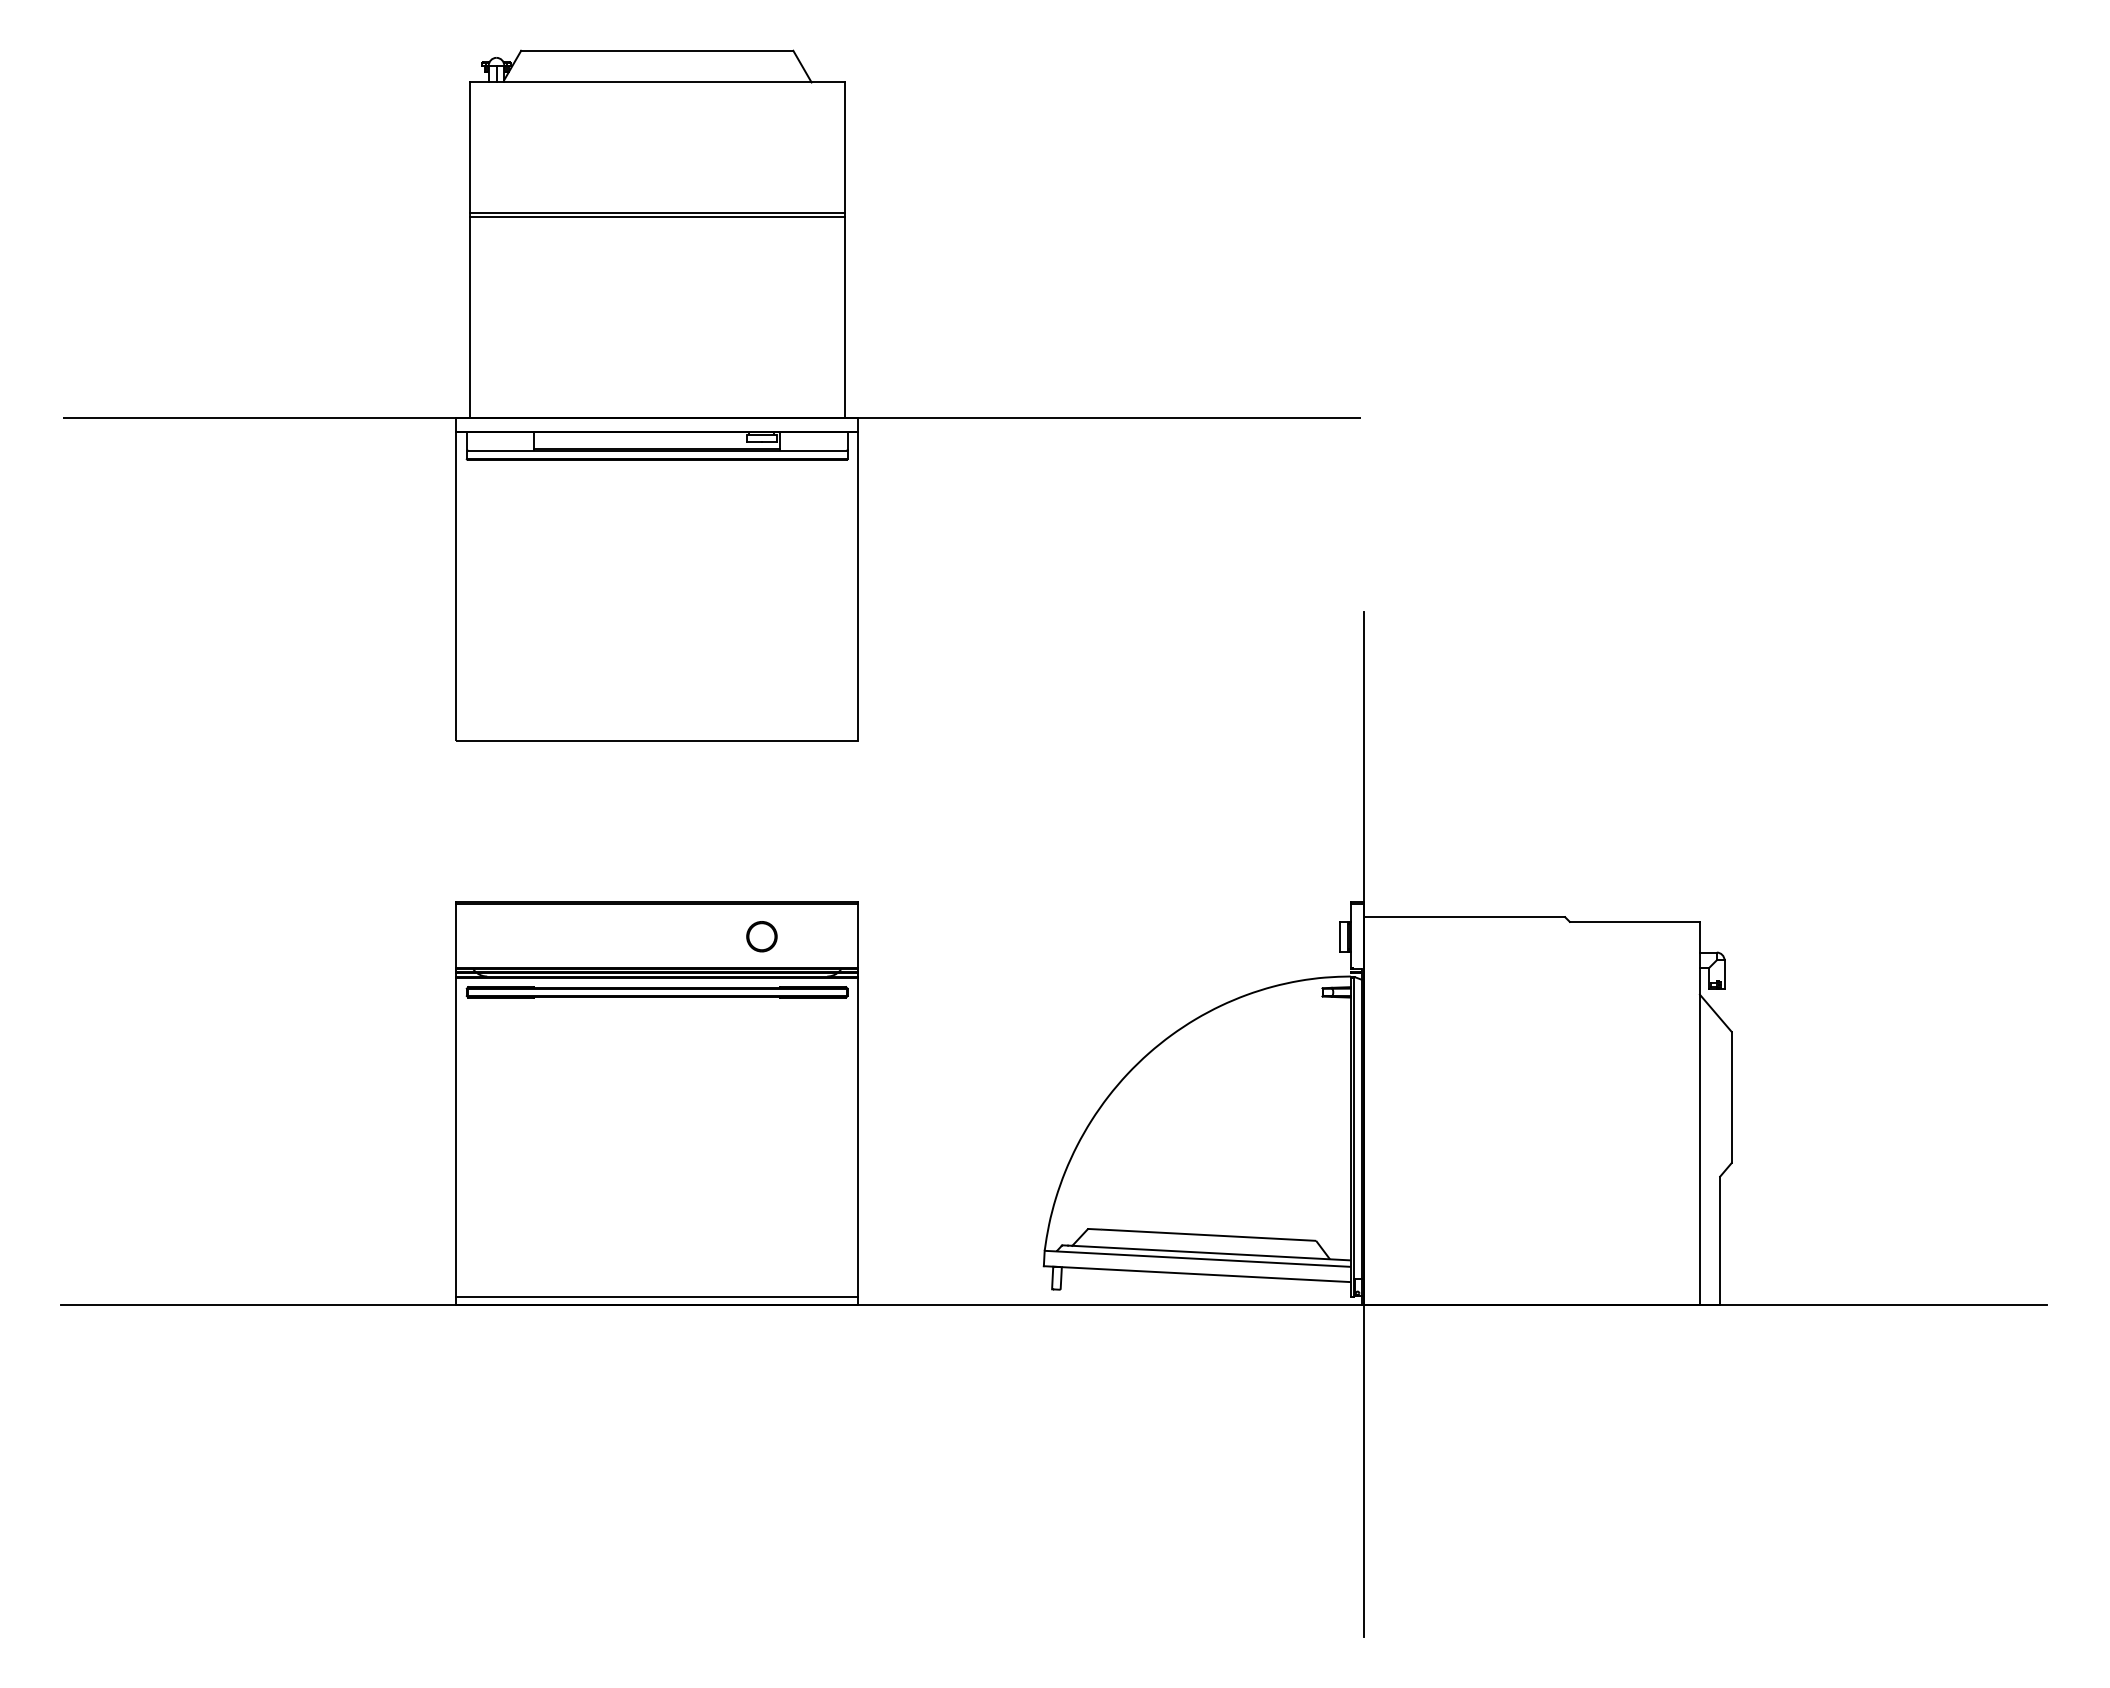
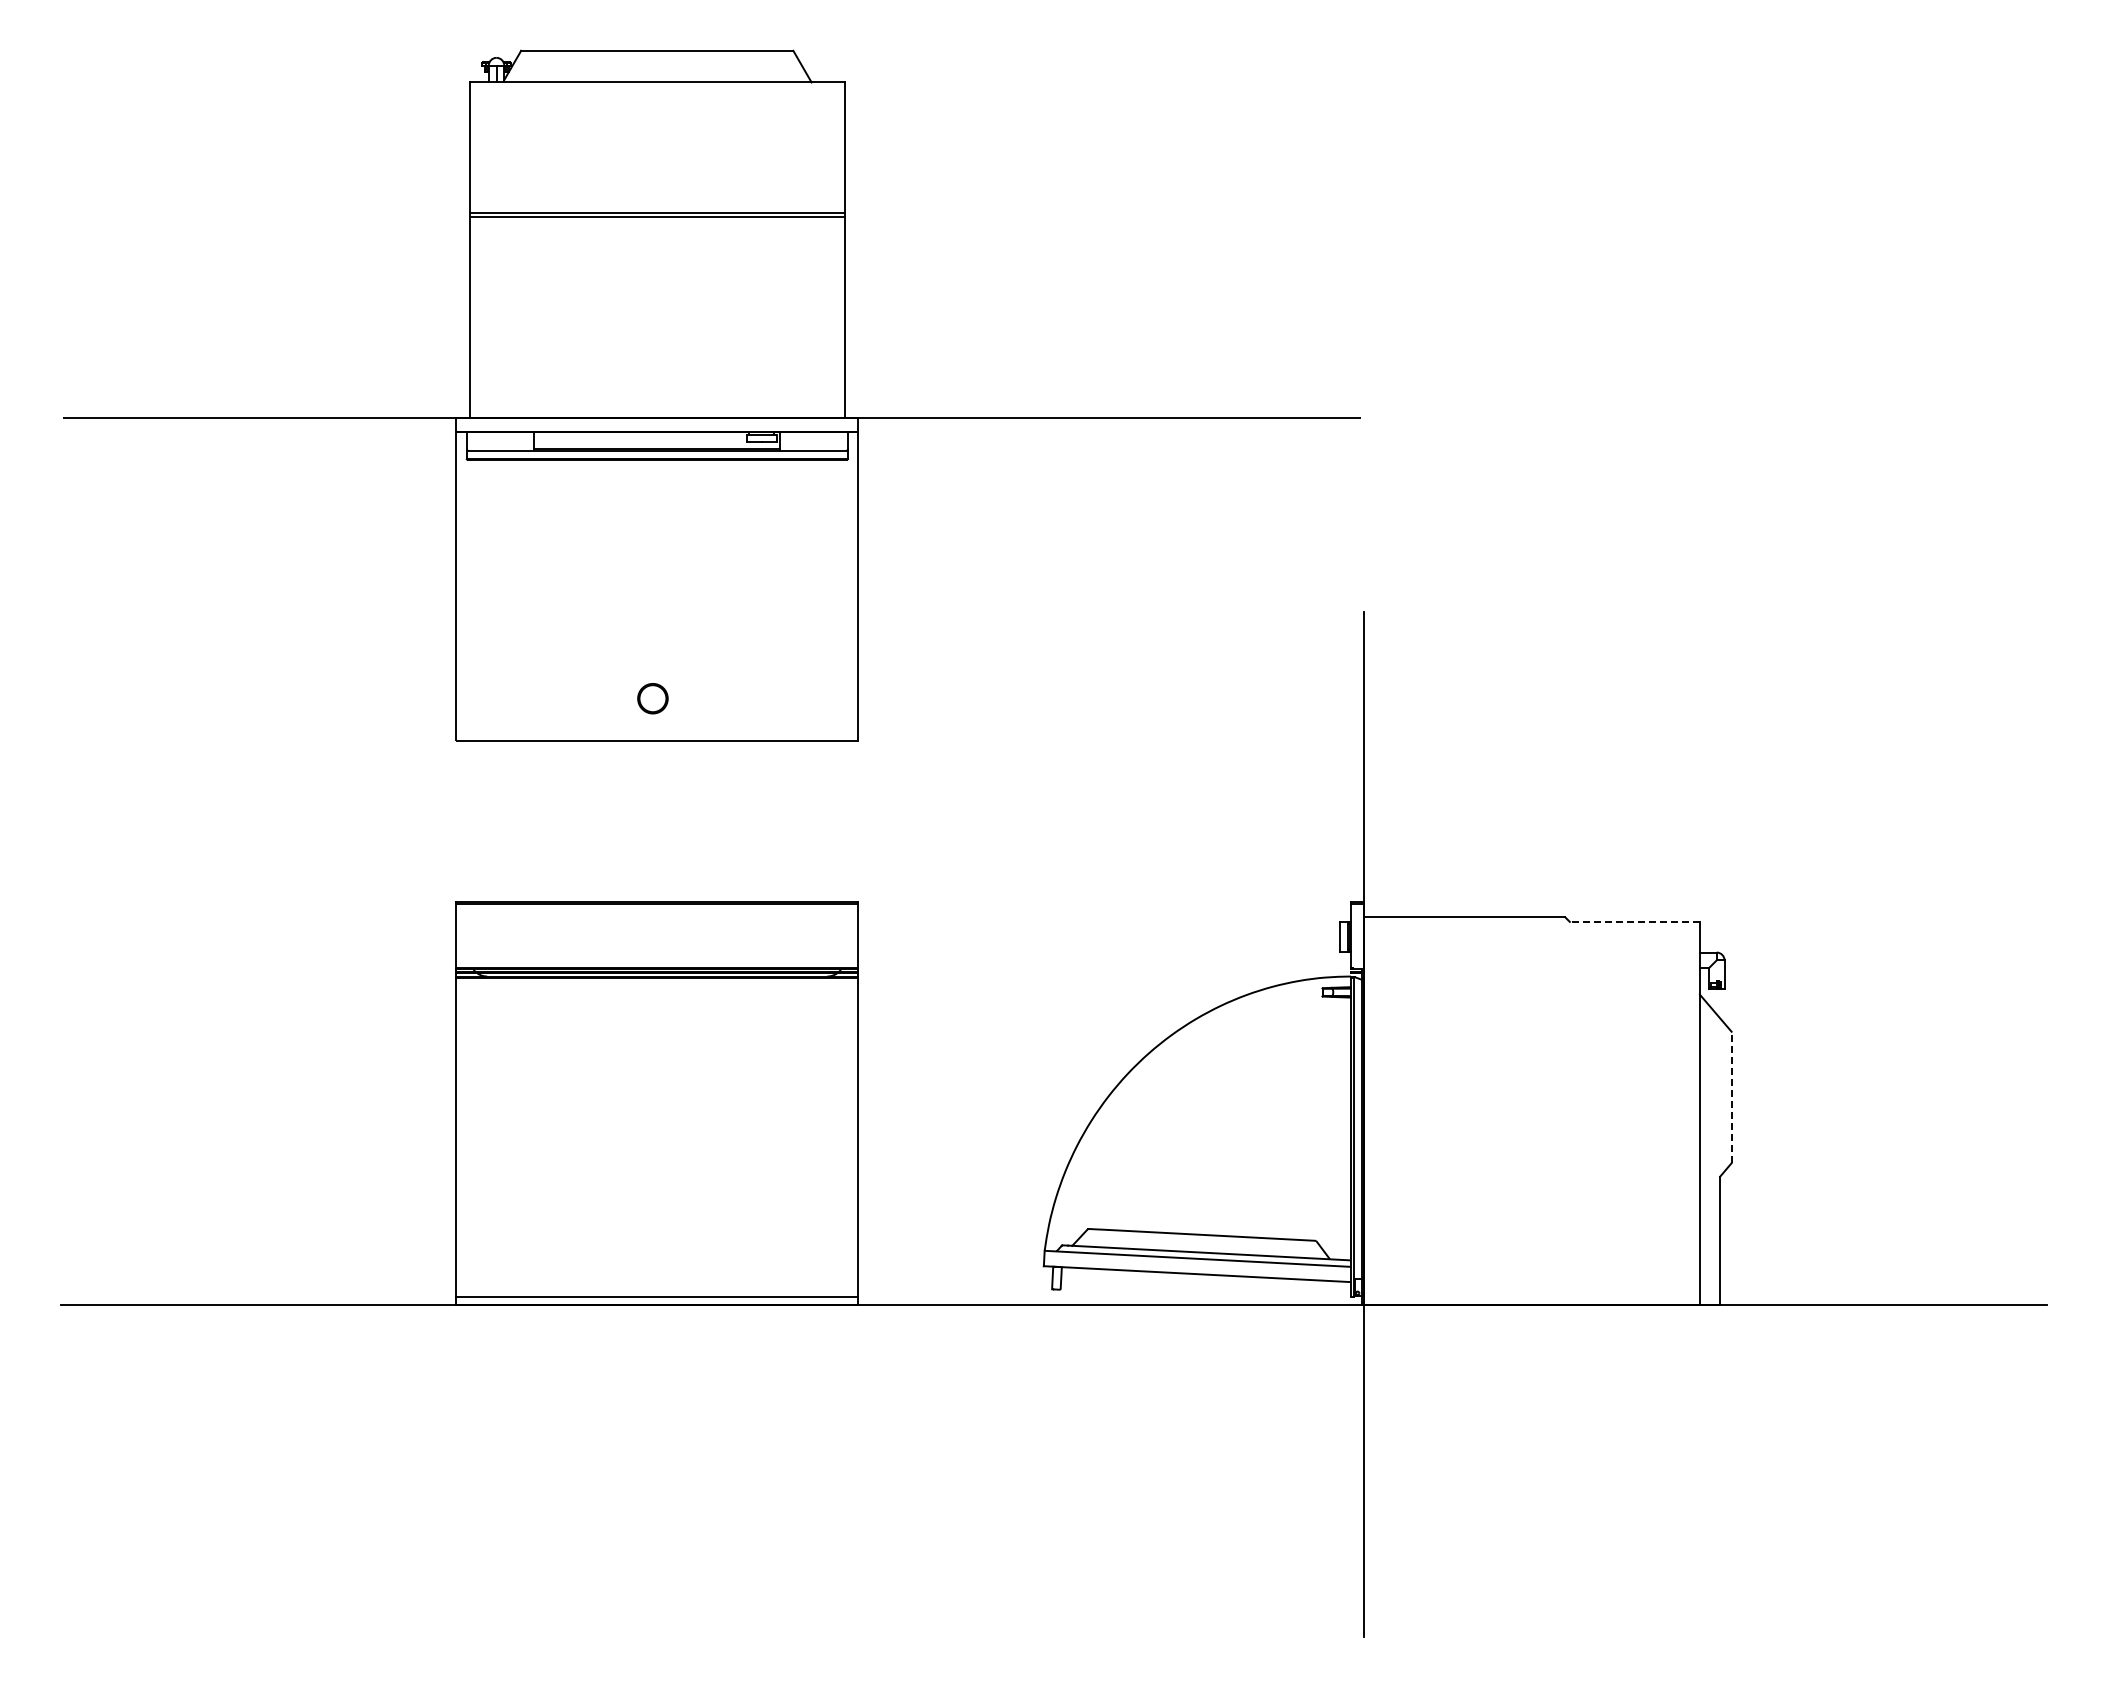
line: solid -> dashed (1634, 921)
part position: (761, 936) -> (652, 698) (652, 698)
part: present -> none (656, 992)
line: solid -> dashed (1731, 1097)
